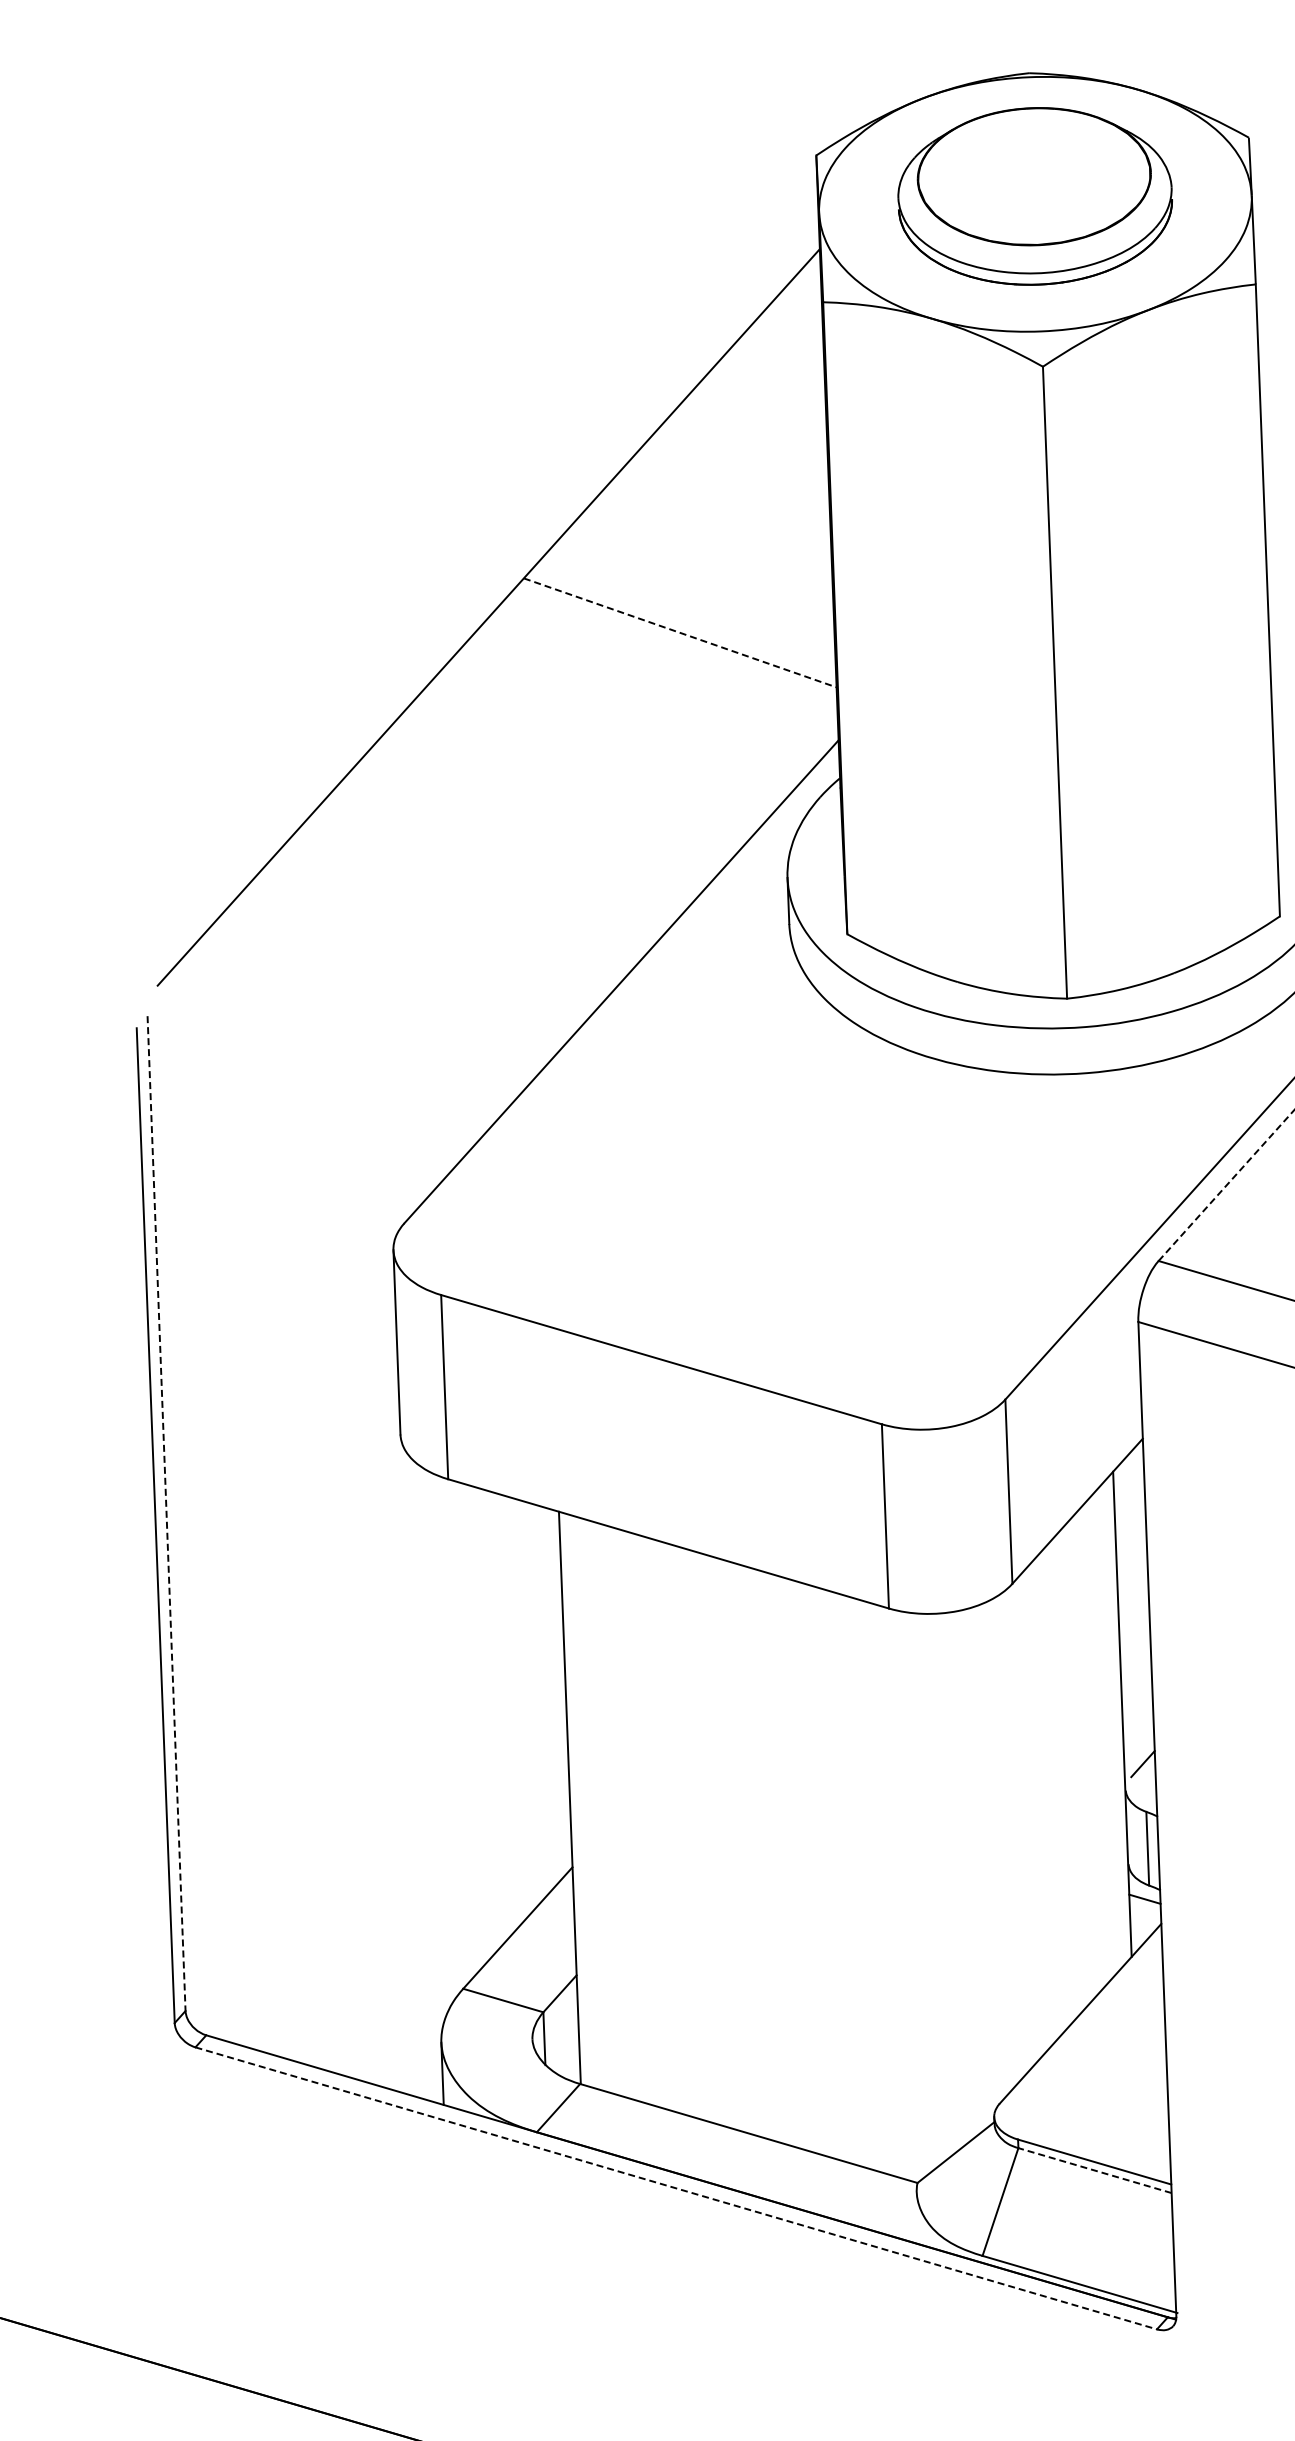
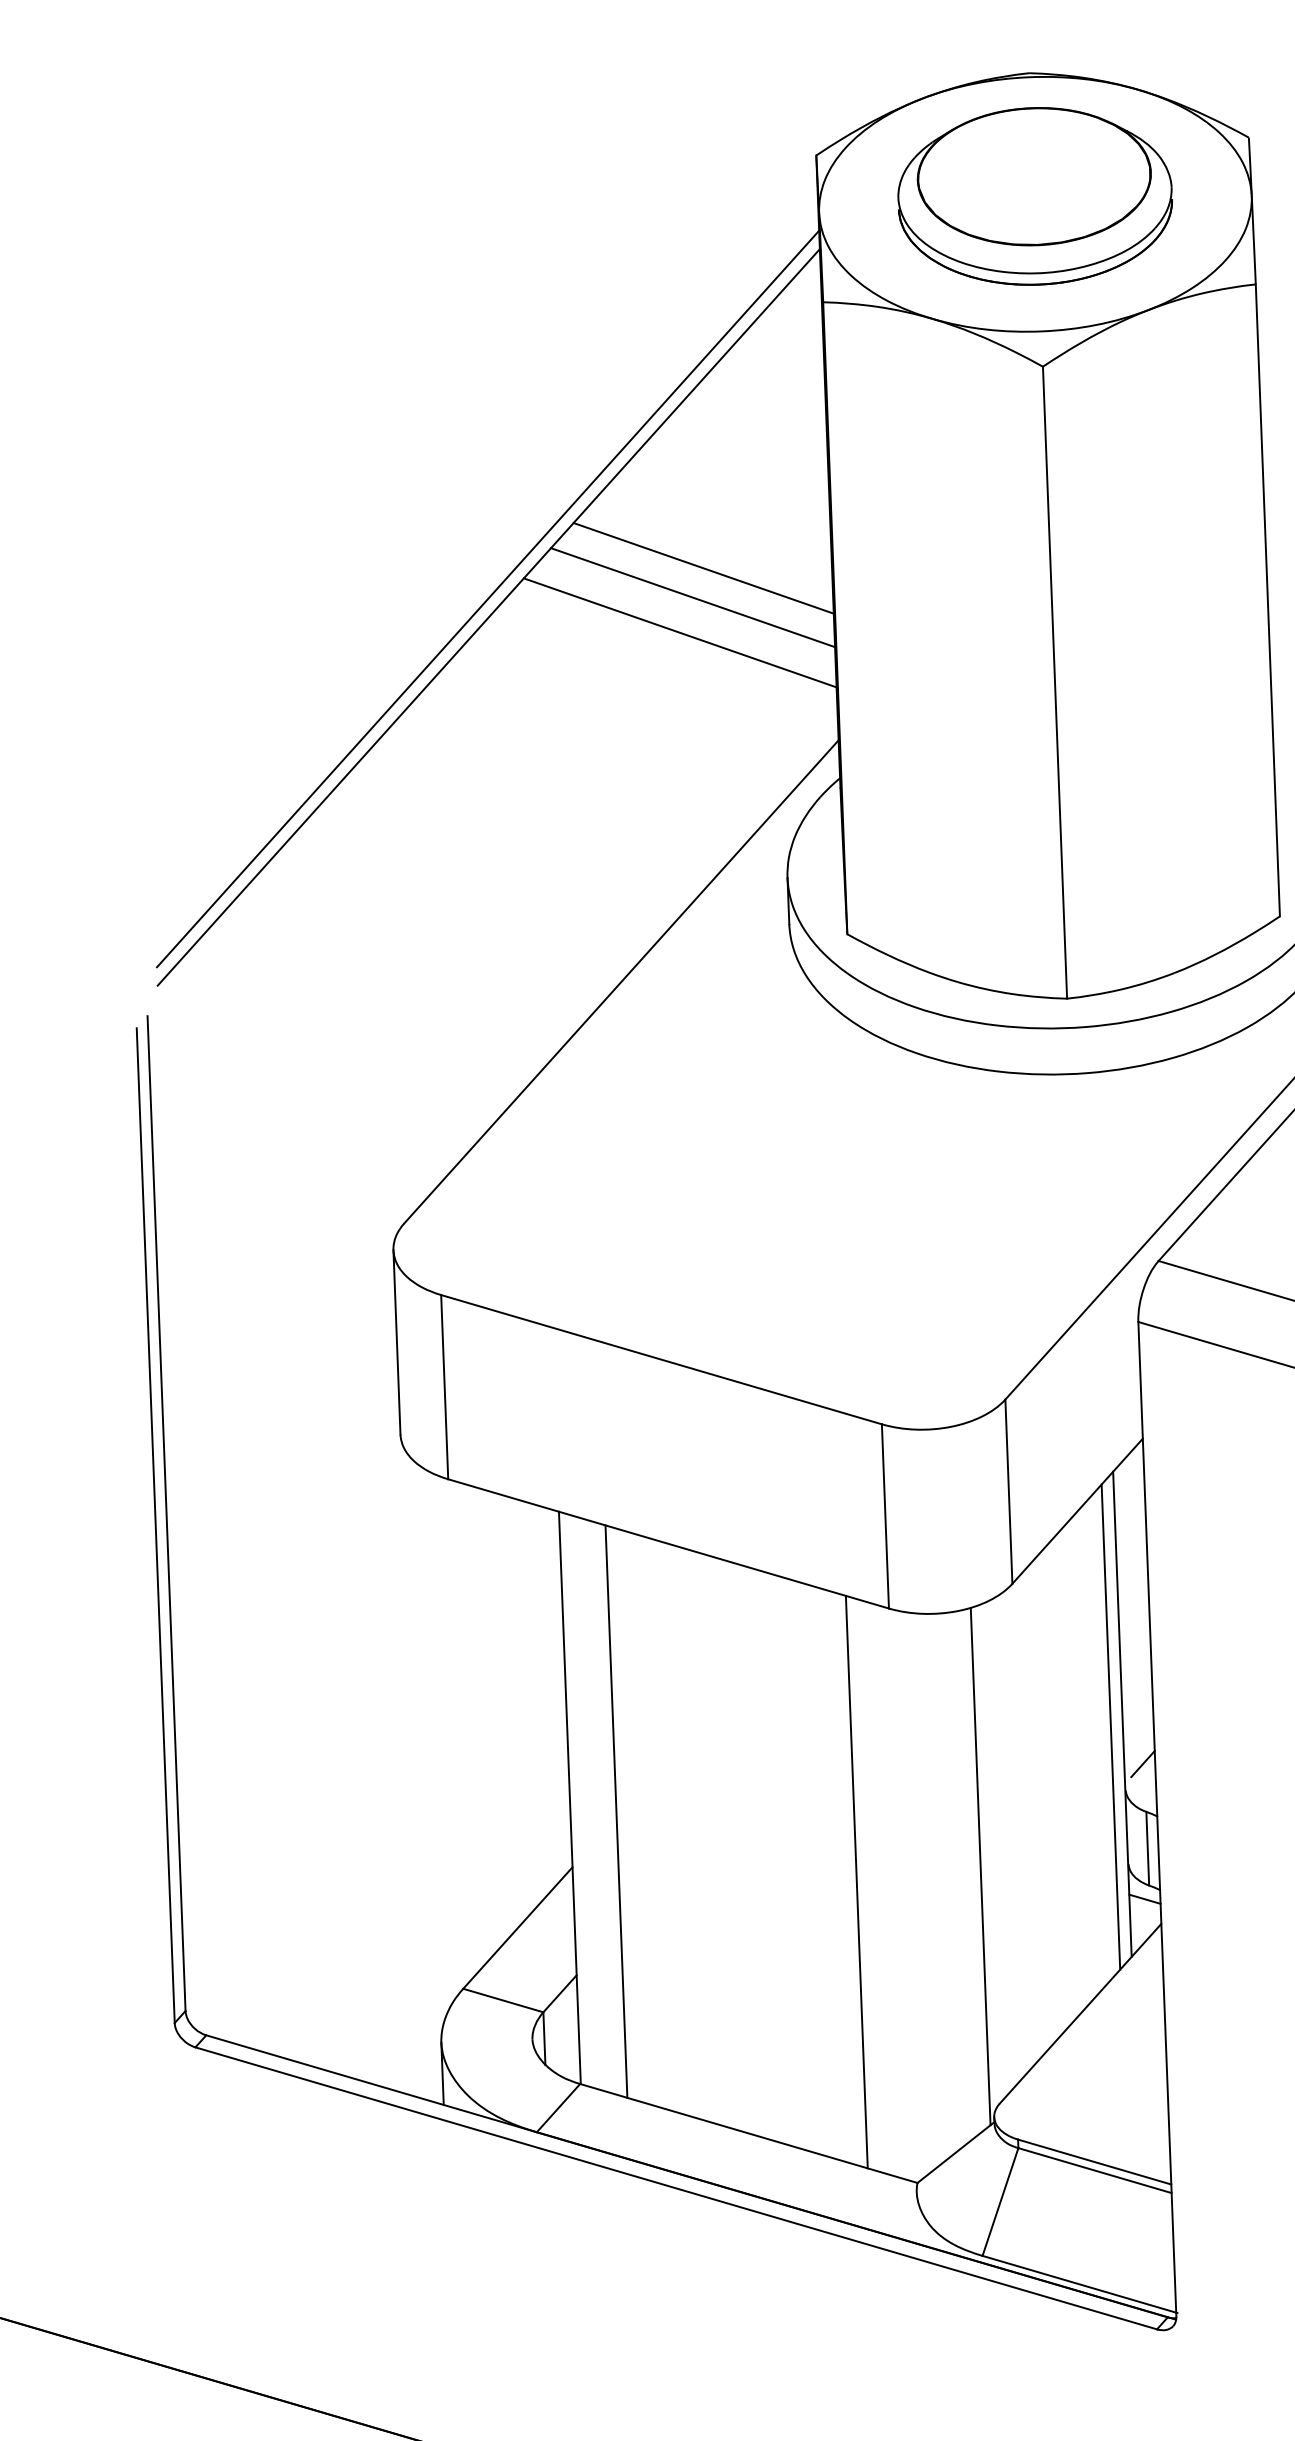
line: none -> present (703, 568)
line: none -> present (693, 597)
line: none -> present (488, 598)
line: dashed -> solid (680, 632)
line: dashed -> solid (1226, 1185)
line: dashed -> solid (166, 1513)
line: none -> present (1110, 1726)
line: none -> present (616, 1811)
line: none -> present (980, 1866)
line: none -> present (856, 1881)
line: dashed -> solid (1095, 2170)
line: dashed -> solid (676, 2188)
